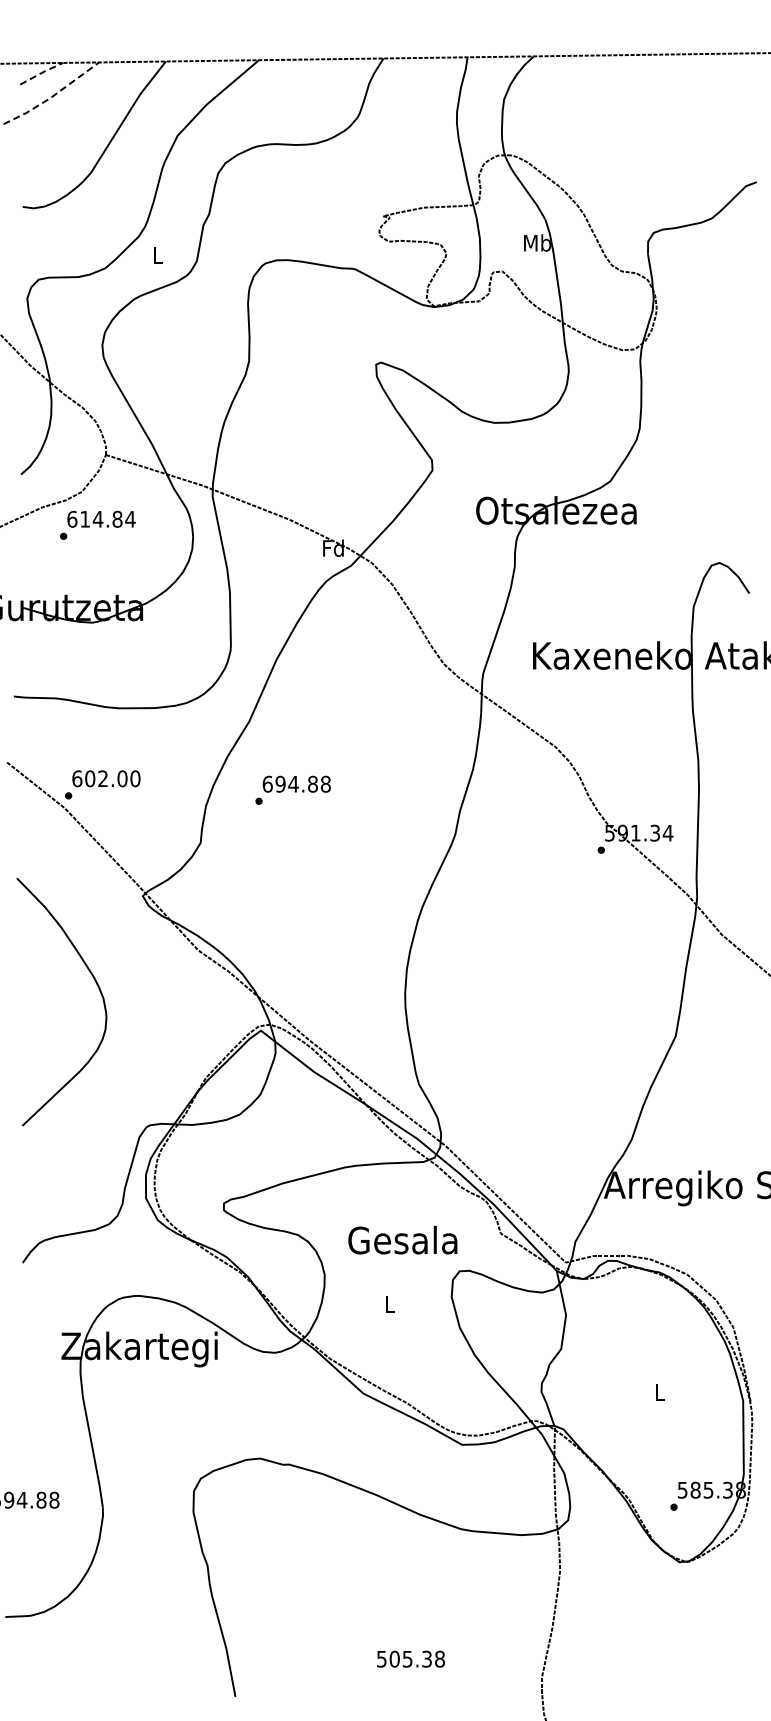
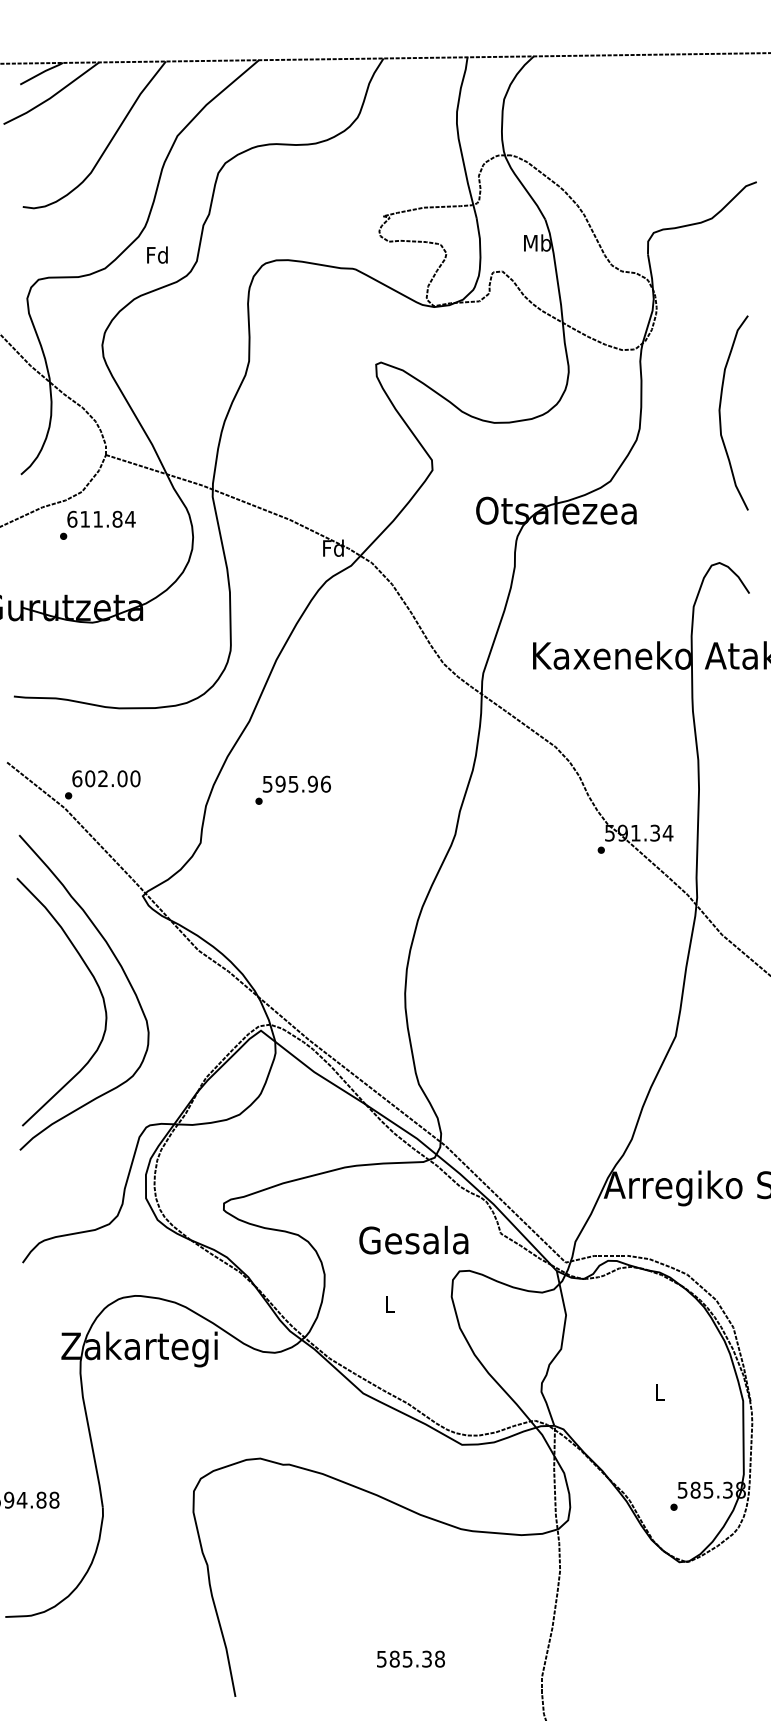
line: dashed -> solid (43, 72)
line: dashed -> solid (52, 96)
text: L -> Fd (157, 254)
curve: none -> present (720, 412)
text: 614.84 -> 611.84 (97, 519)
text: 694.88 -> 595.96 (296, 783)
curve: none -> present (123, 973)
text position: (402, 1239) -> (413, 1239) (413, 1239)
text: 505.38 -> 585.38 (394, 1659)
